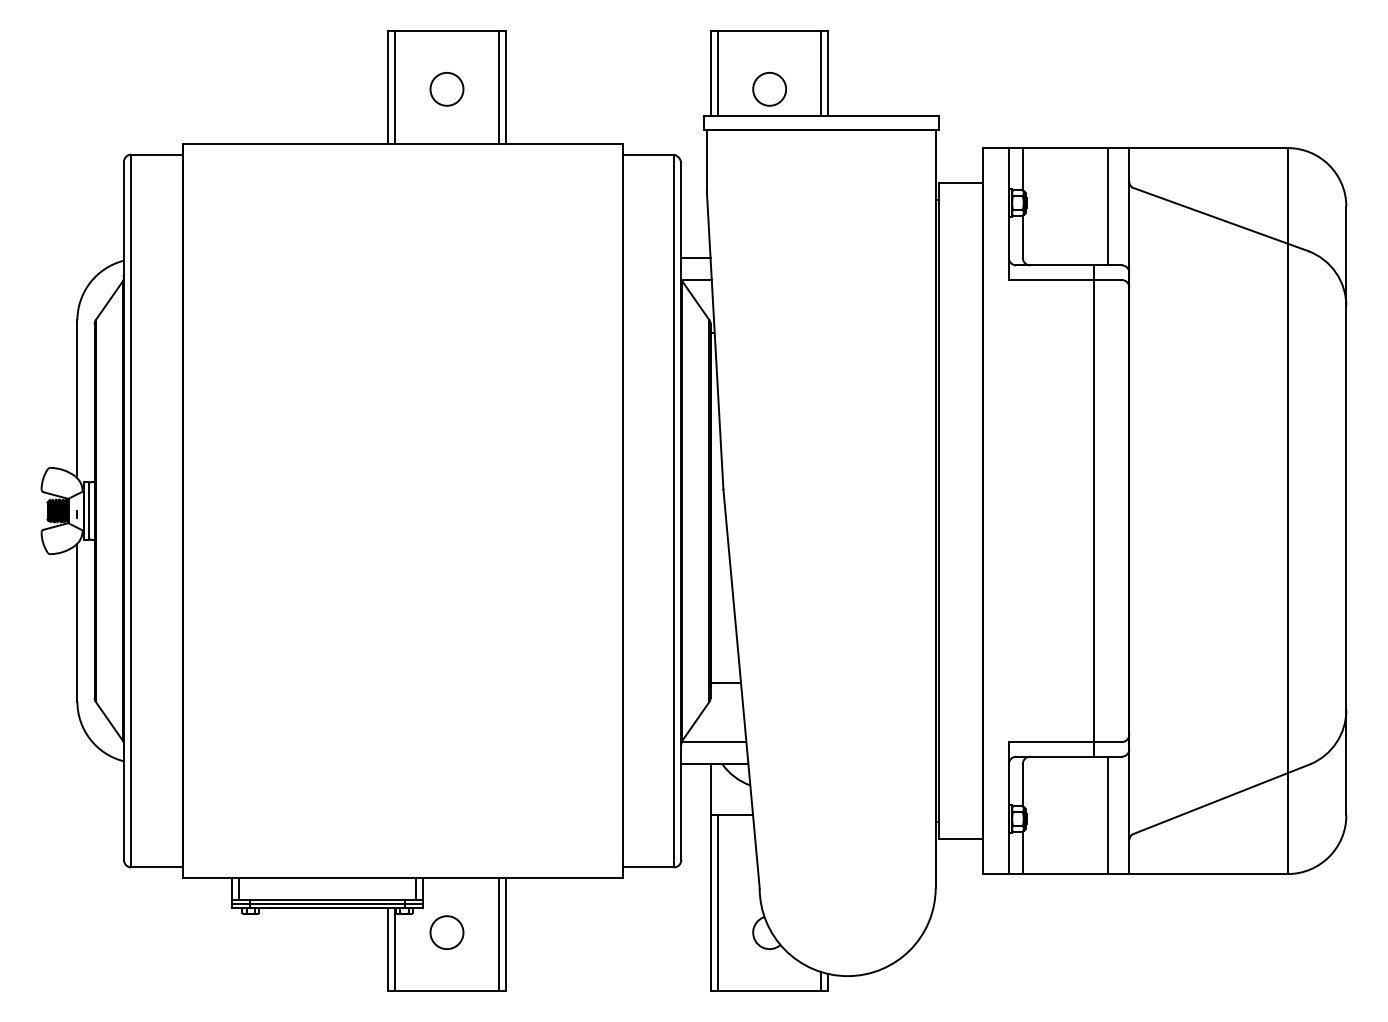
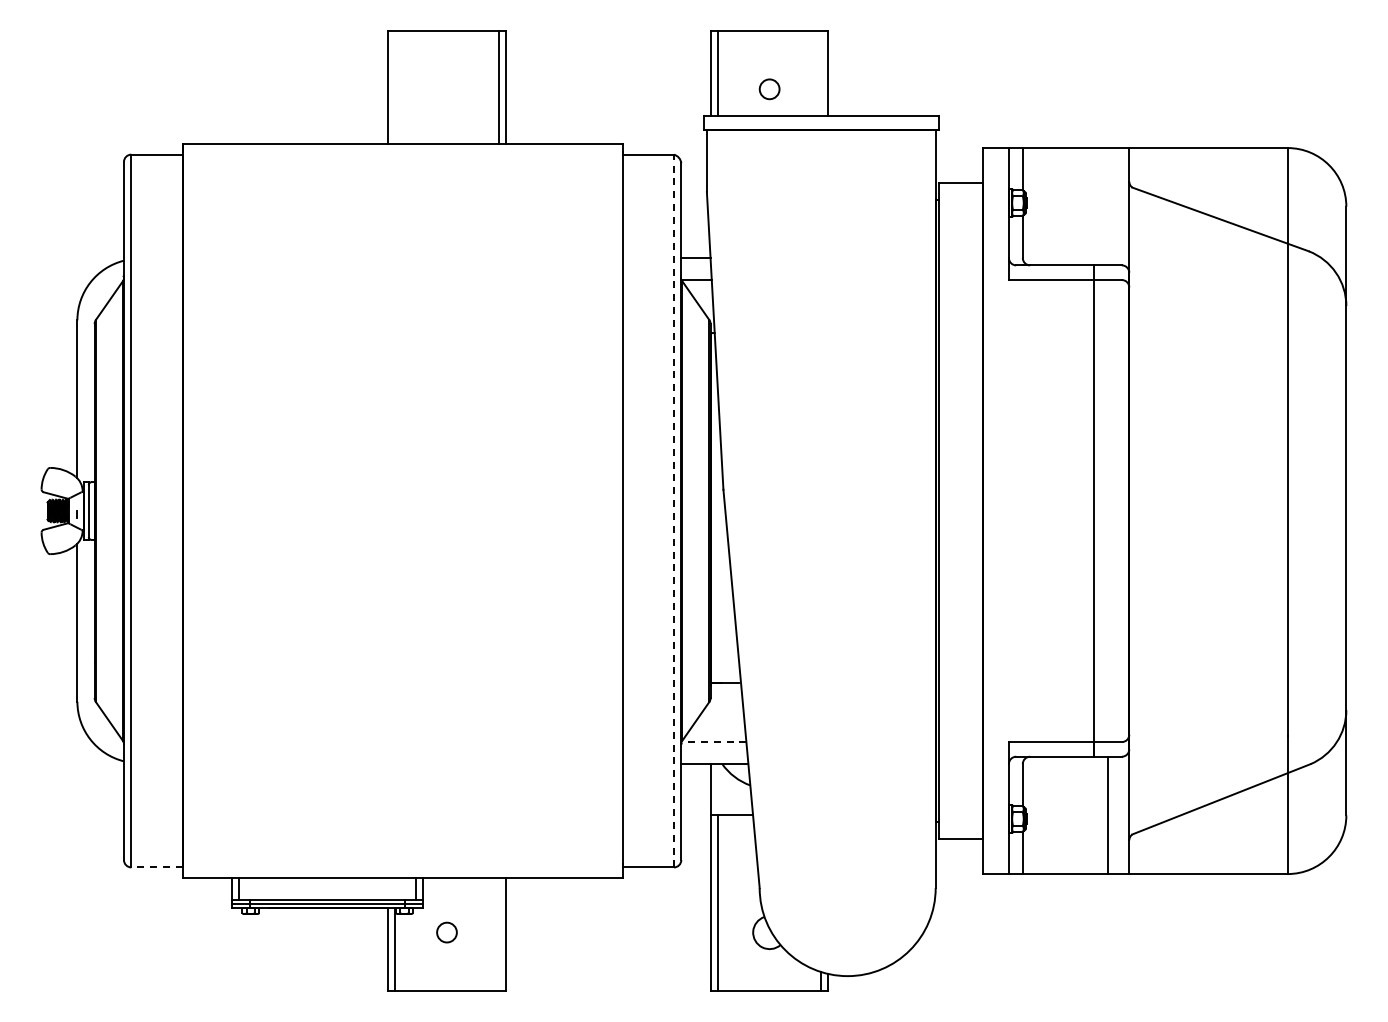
line: present -> none (821, 72)
line: present -> none (395, 87)
circle diameter: 33 px -> 20 px (769, 89)
circle: present -> none (446, 89)
line: present -> none (1107, 206)
line: solid -> dashed (673, 510)
line: solid -> dashed (713, 742)
line: solid -> dashed (156, 867)
circle size: 36x35 px -> 22x23 px (446, 932)
line: present -> none (498, 934)
